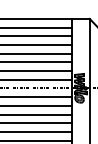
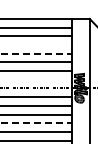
line: present -> none (37, 45)
line: solid -> dashed (36, 53)
line: present -> none (37, 79)
line: solid -> dashed (36, 123)
